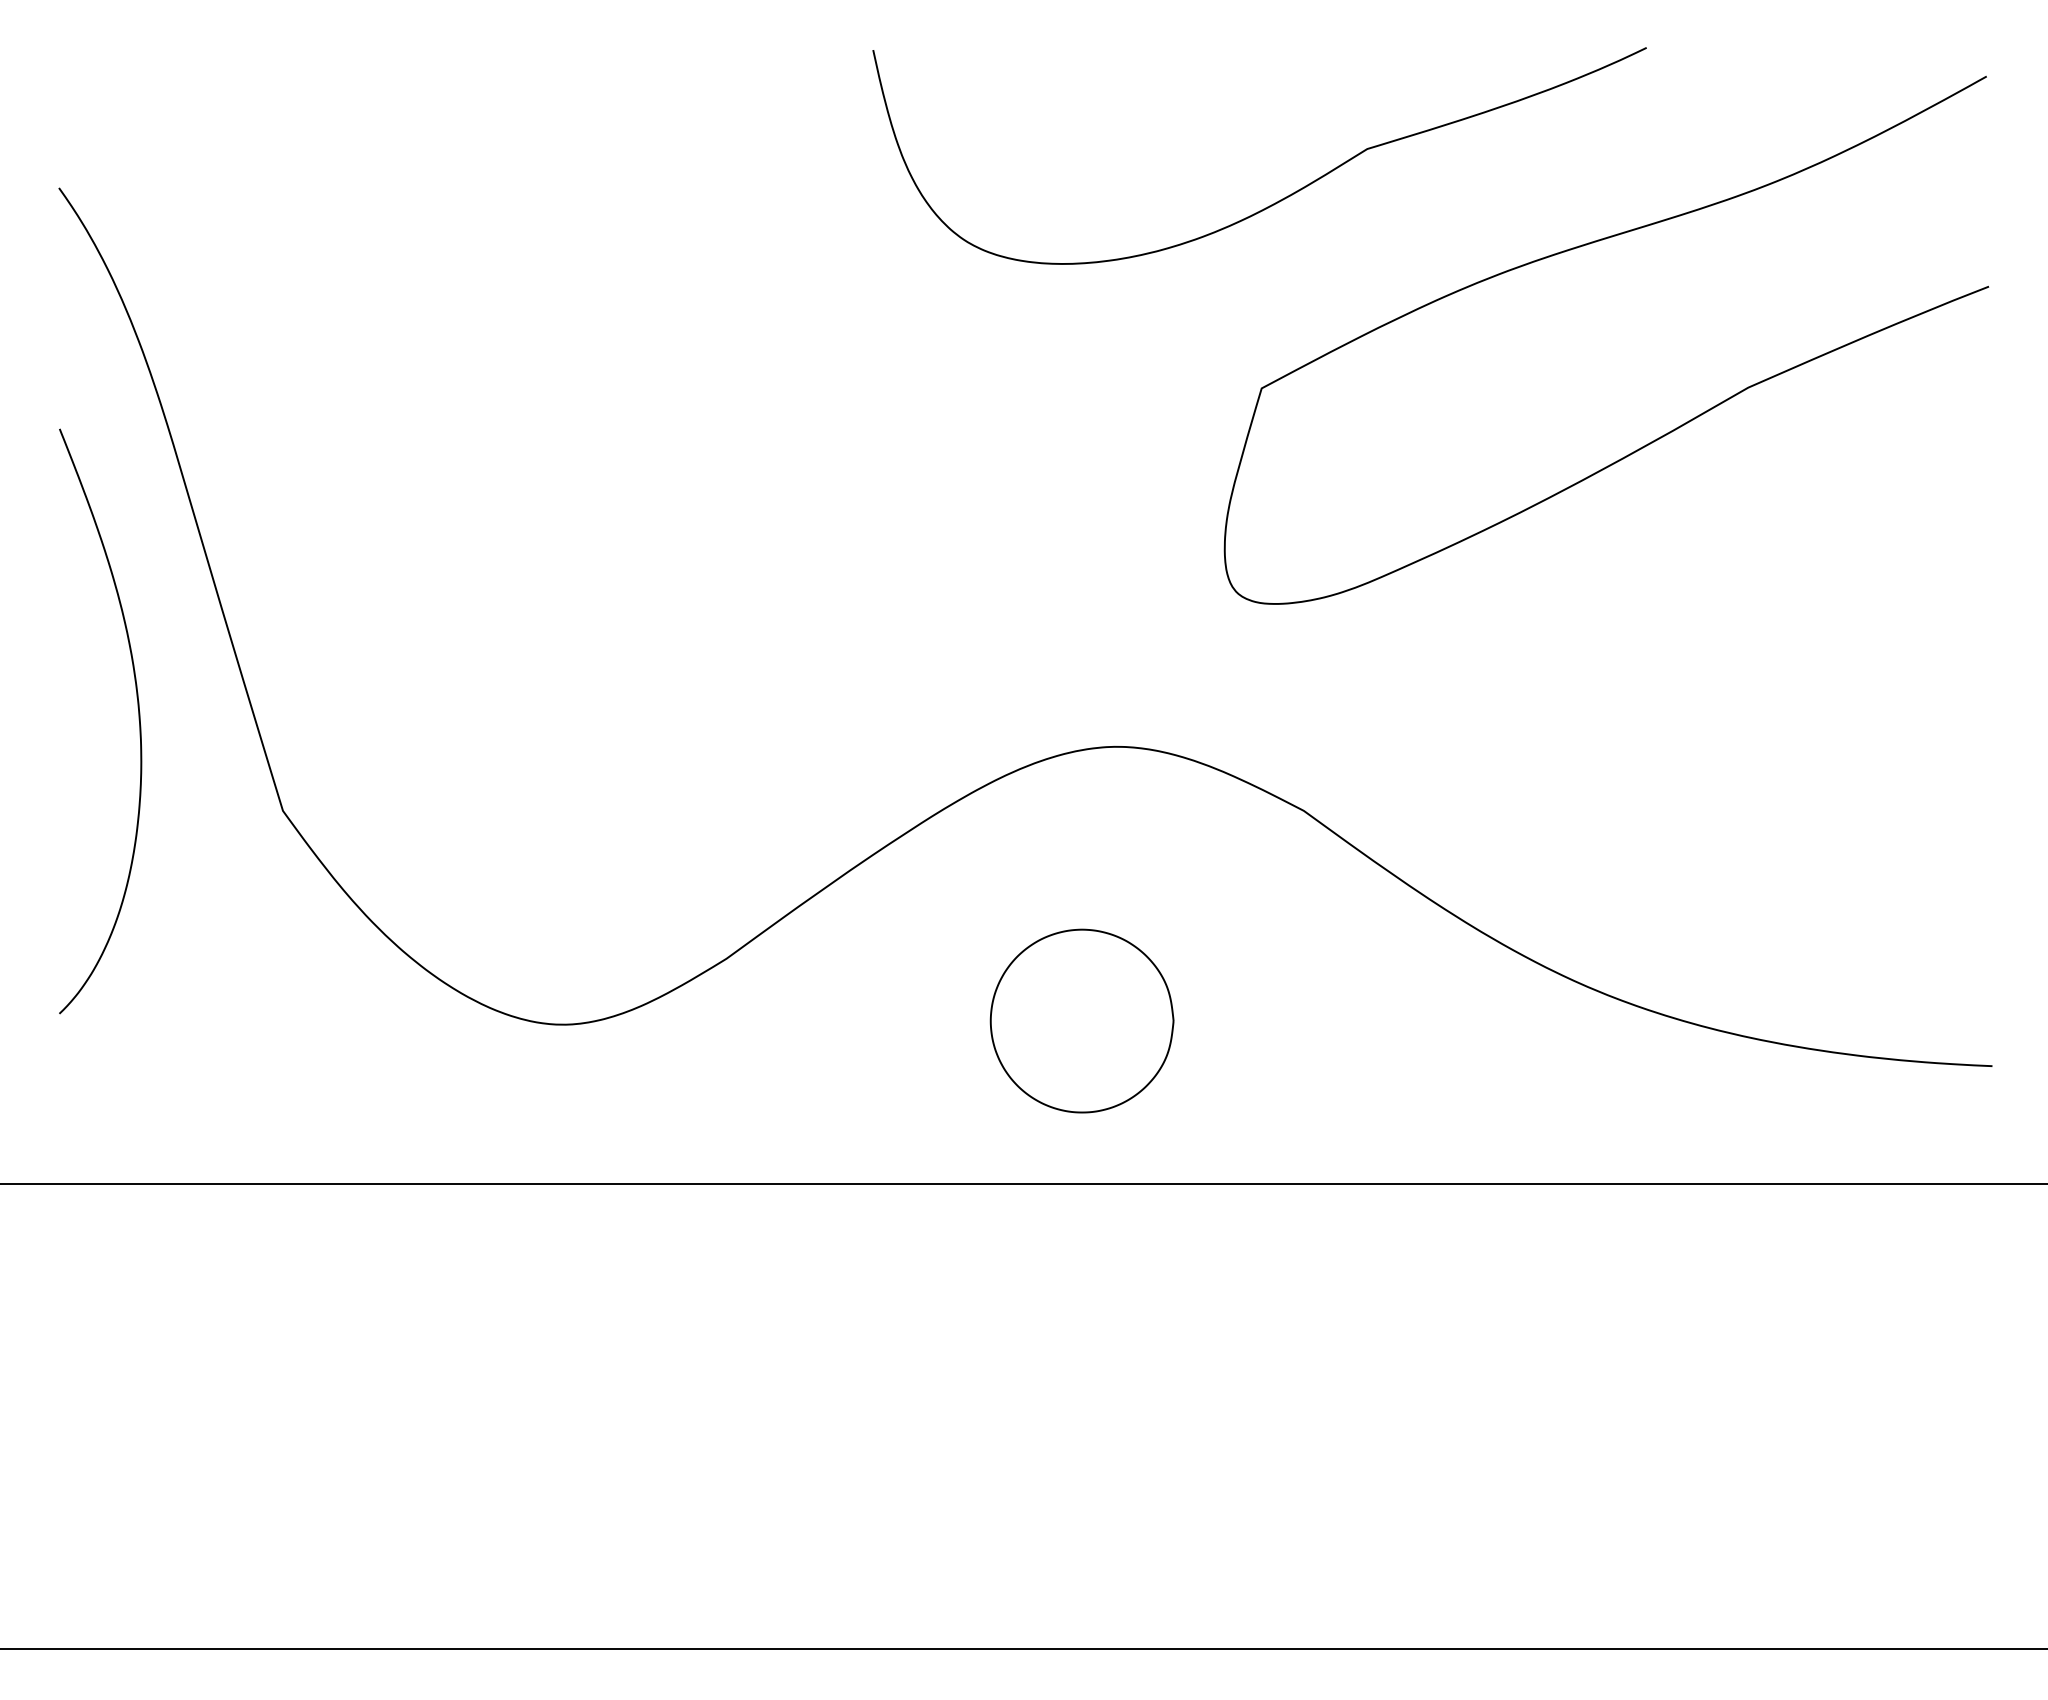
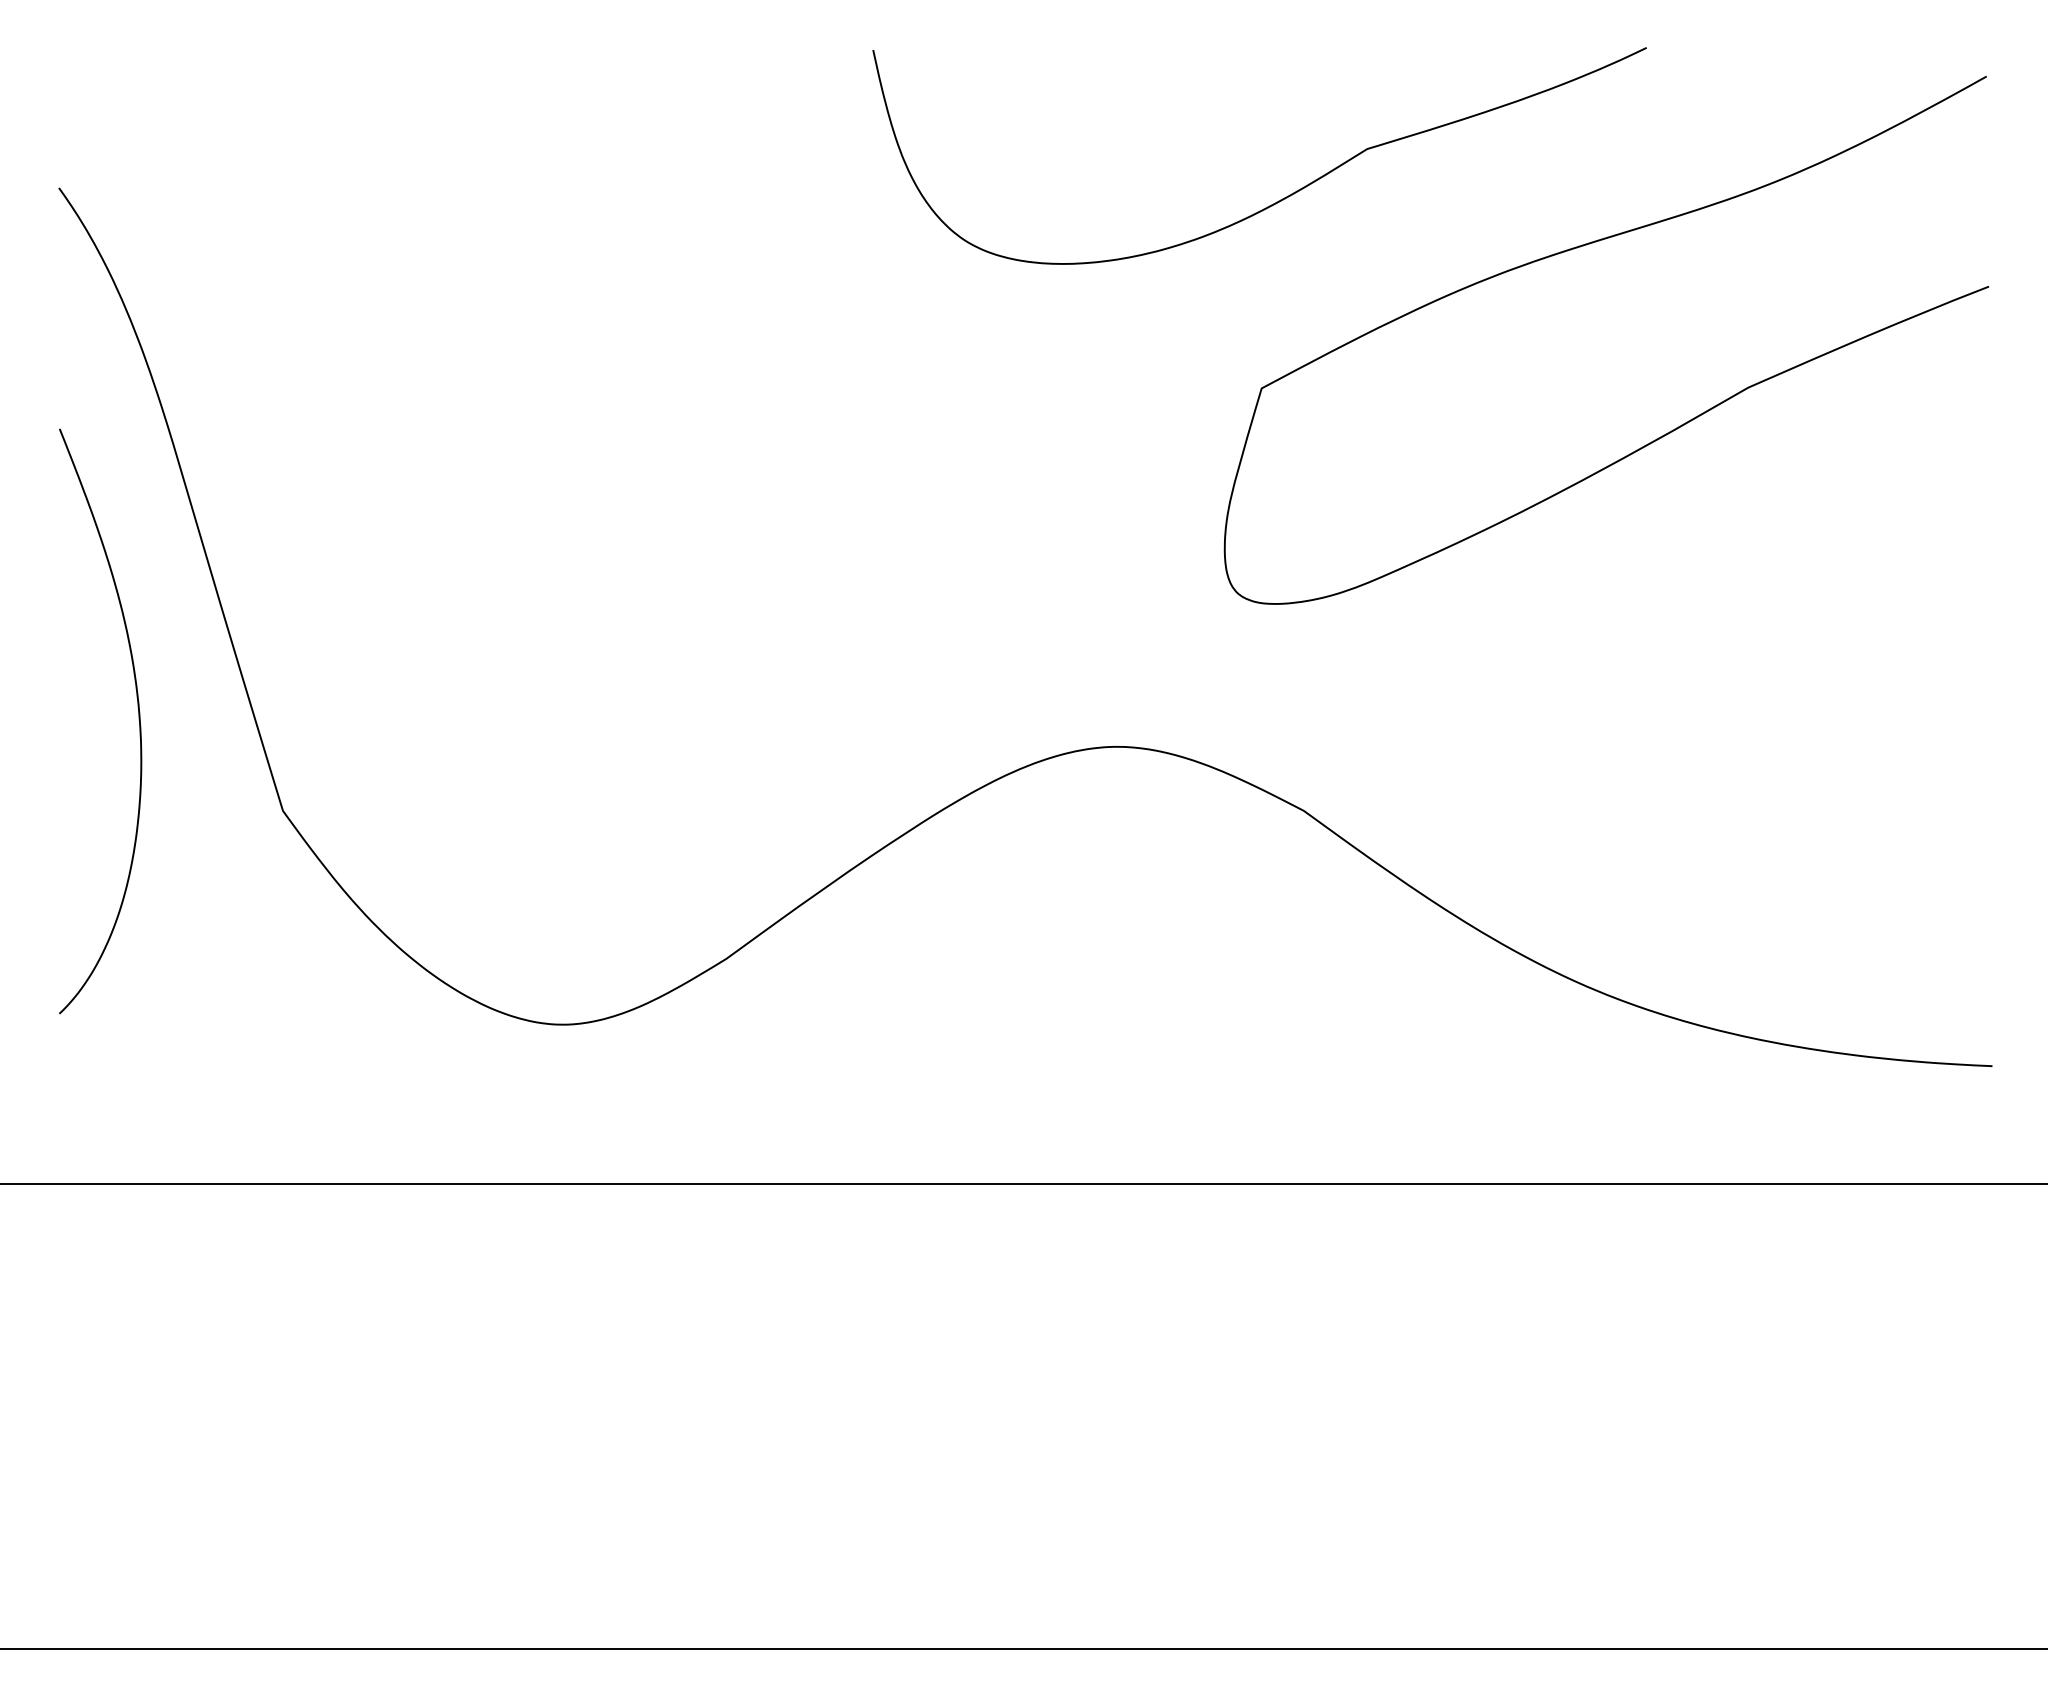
part: present -> none (1081, 1020)
